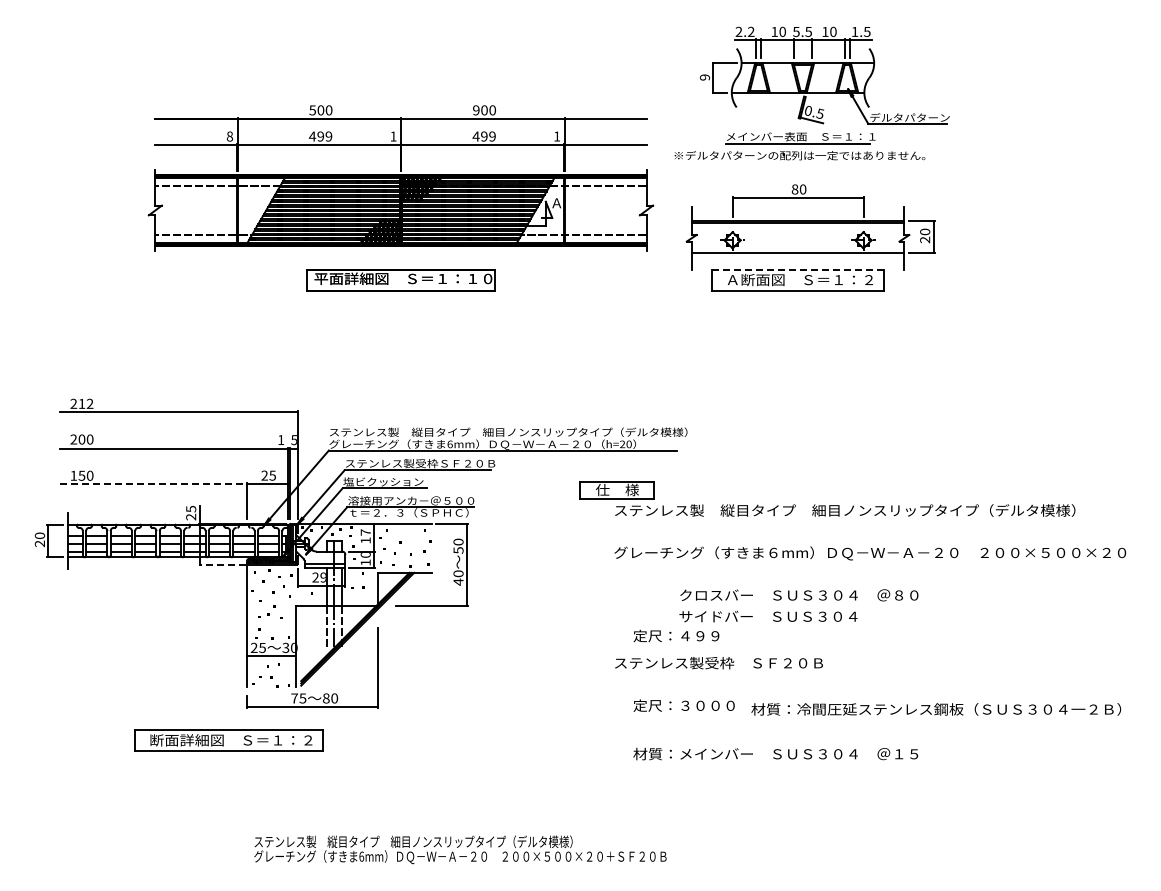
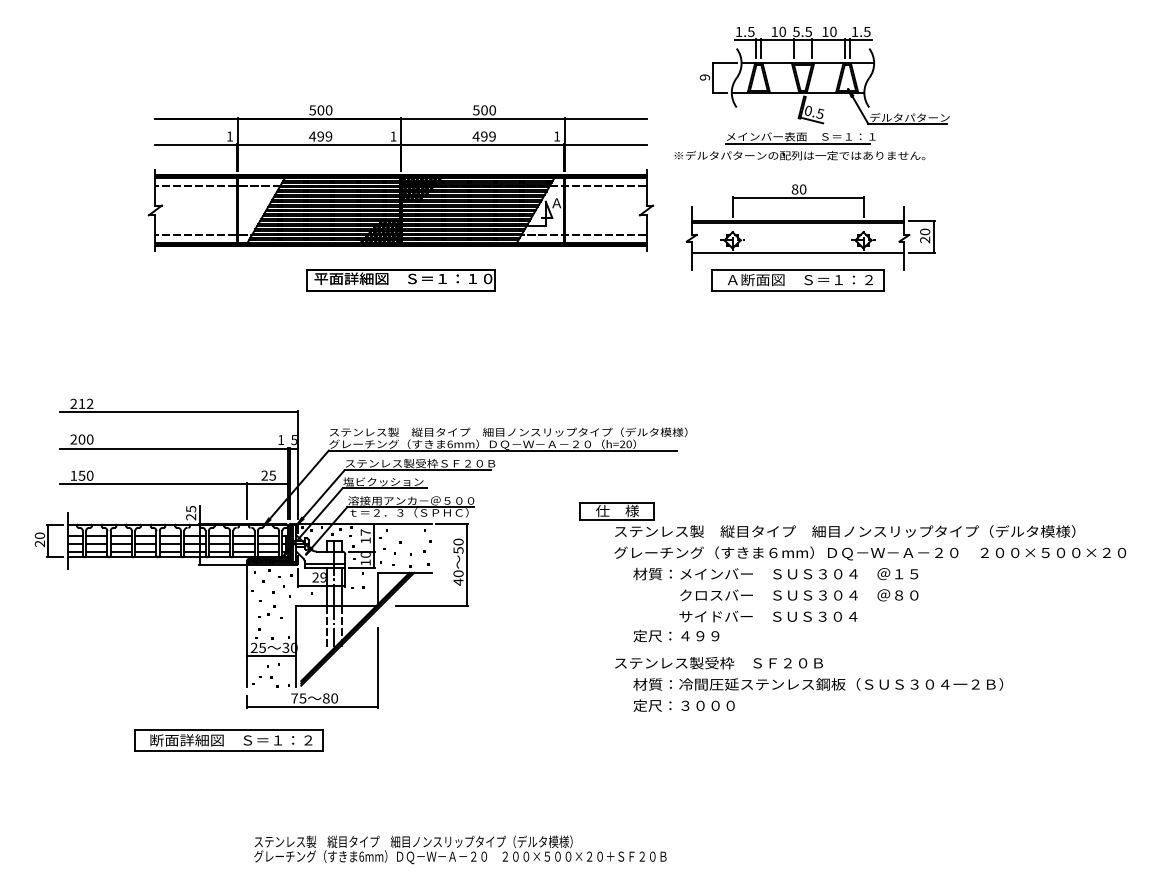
text: 2.2 -> 1.5 (744, 31)
text: 900 -> 500 (476, 110)
text: 8 -> 1 (229, 136)
line: dashed -> solid (798, 269)
line: dashed -> solid (153, 484)
part position: (825, 505) -> (825, 526) (825, 526)
line: dashed -> solid (221, 564)
text position: (936, 709) -> (818, 684) (818, 684)
text position: (775, 753) -> (775, 573) (775, 573)
